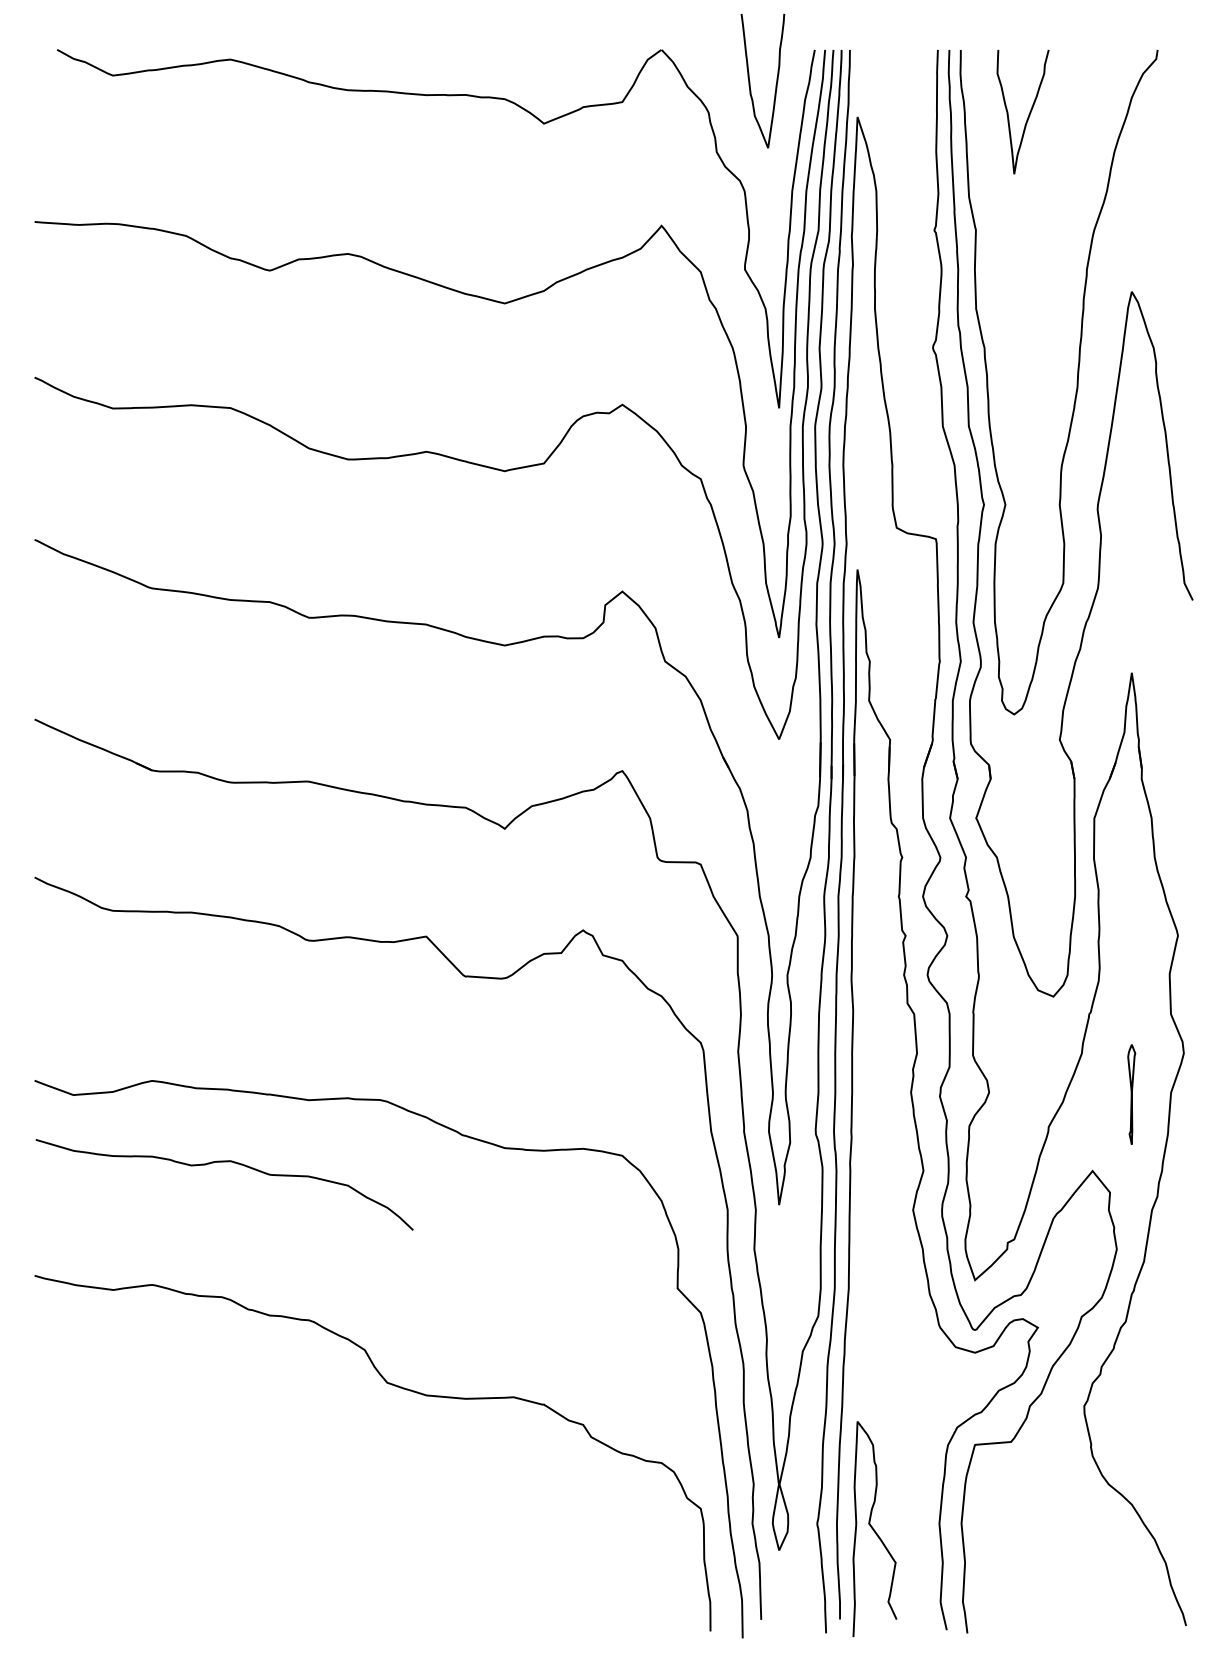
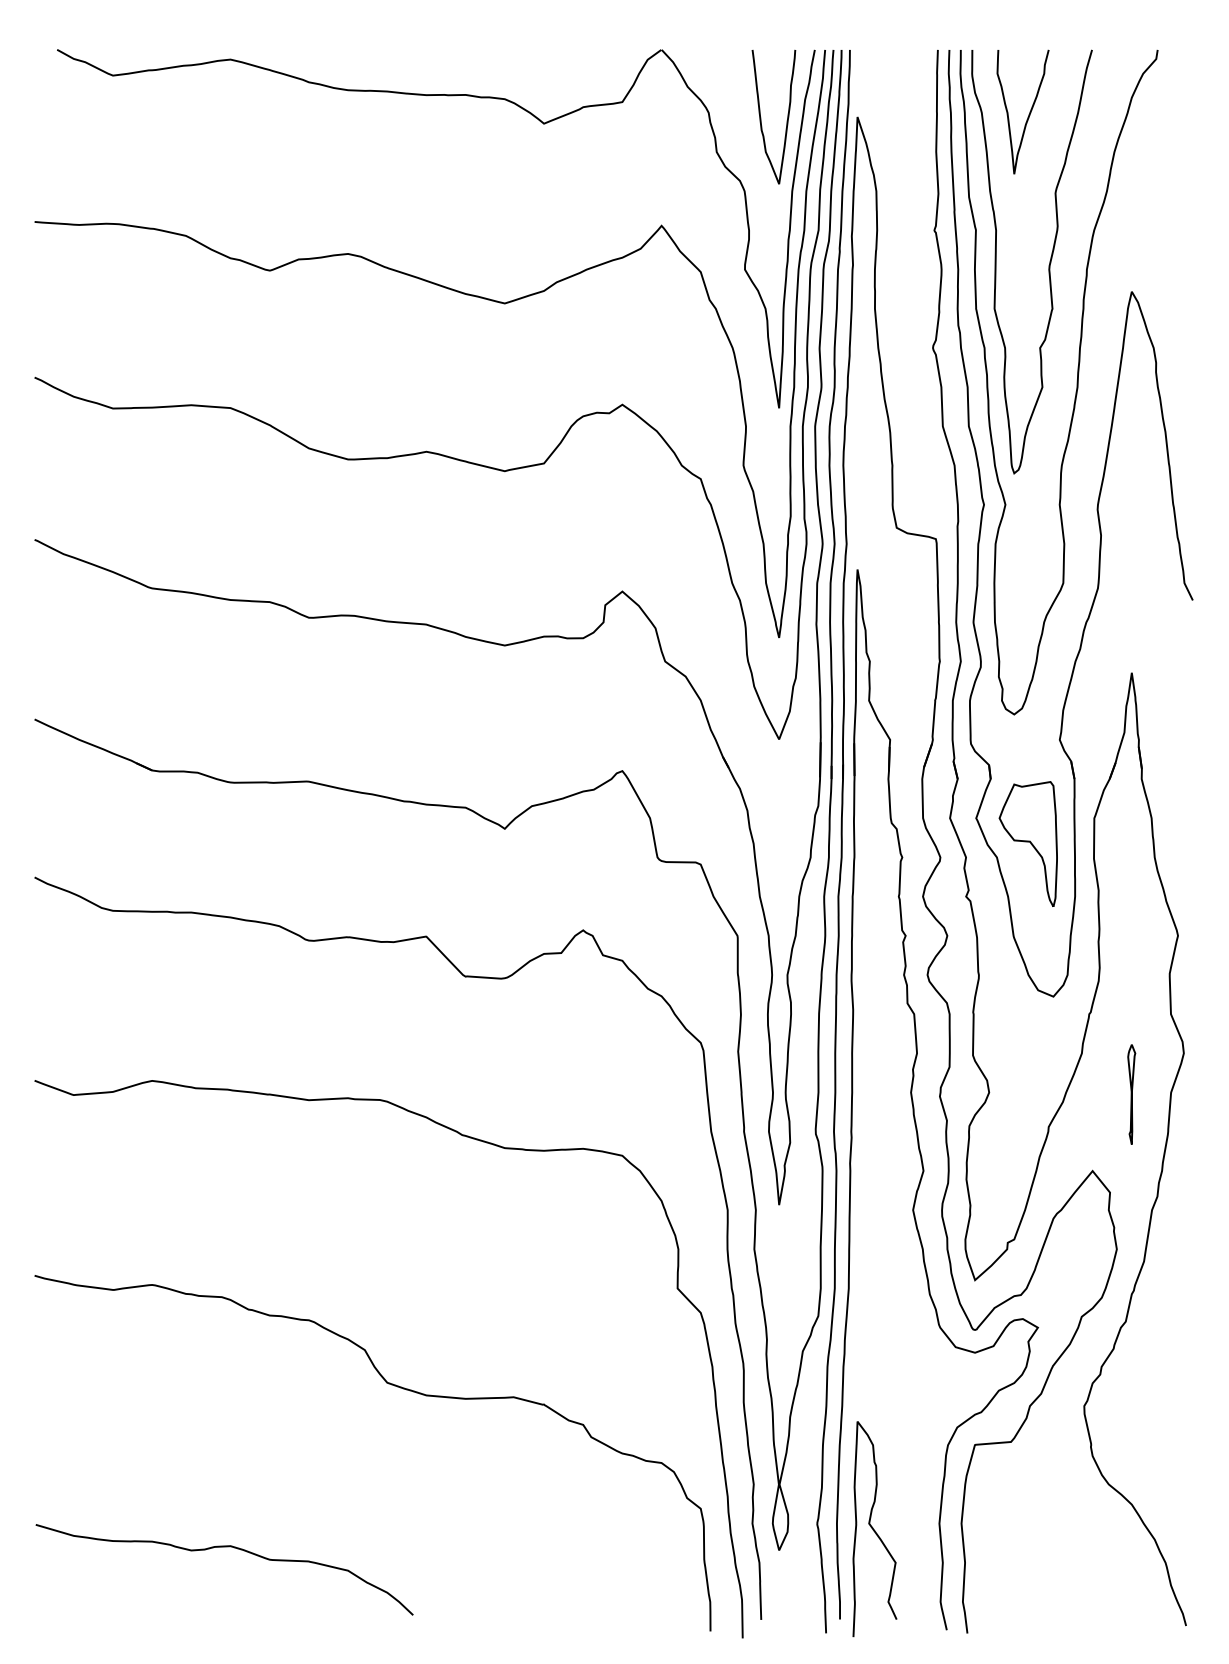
curve position: (750, 81) -> (761, 117) (761, 117)
curve: none -> present (1048, 265)
part: none -> present (1027, 843)
curve position: (224, 1162) -> (224, 1547) (224, 1547)
